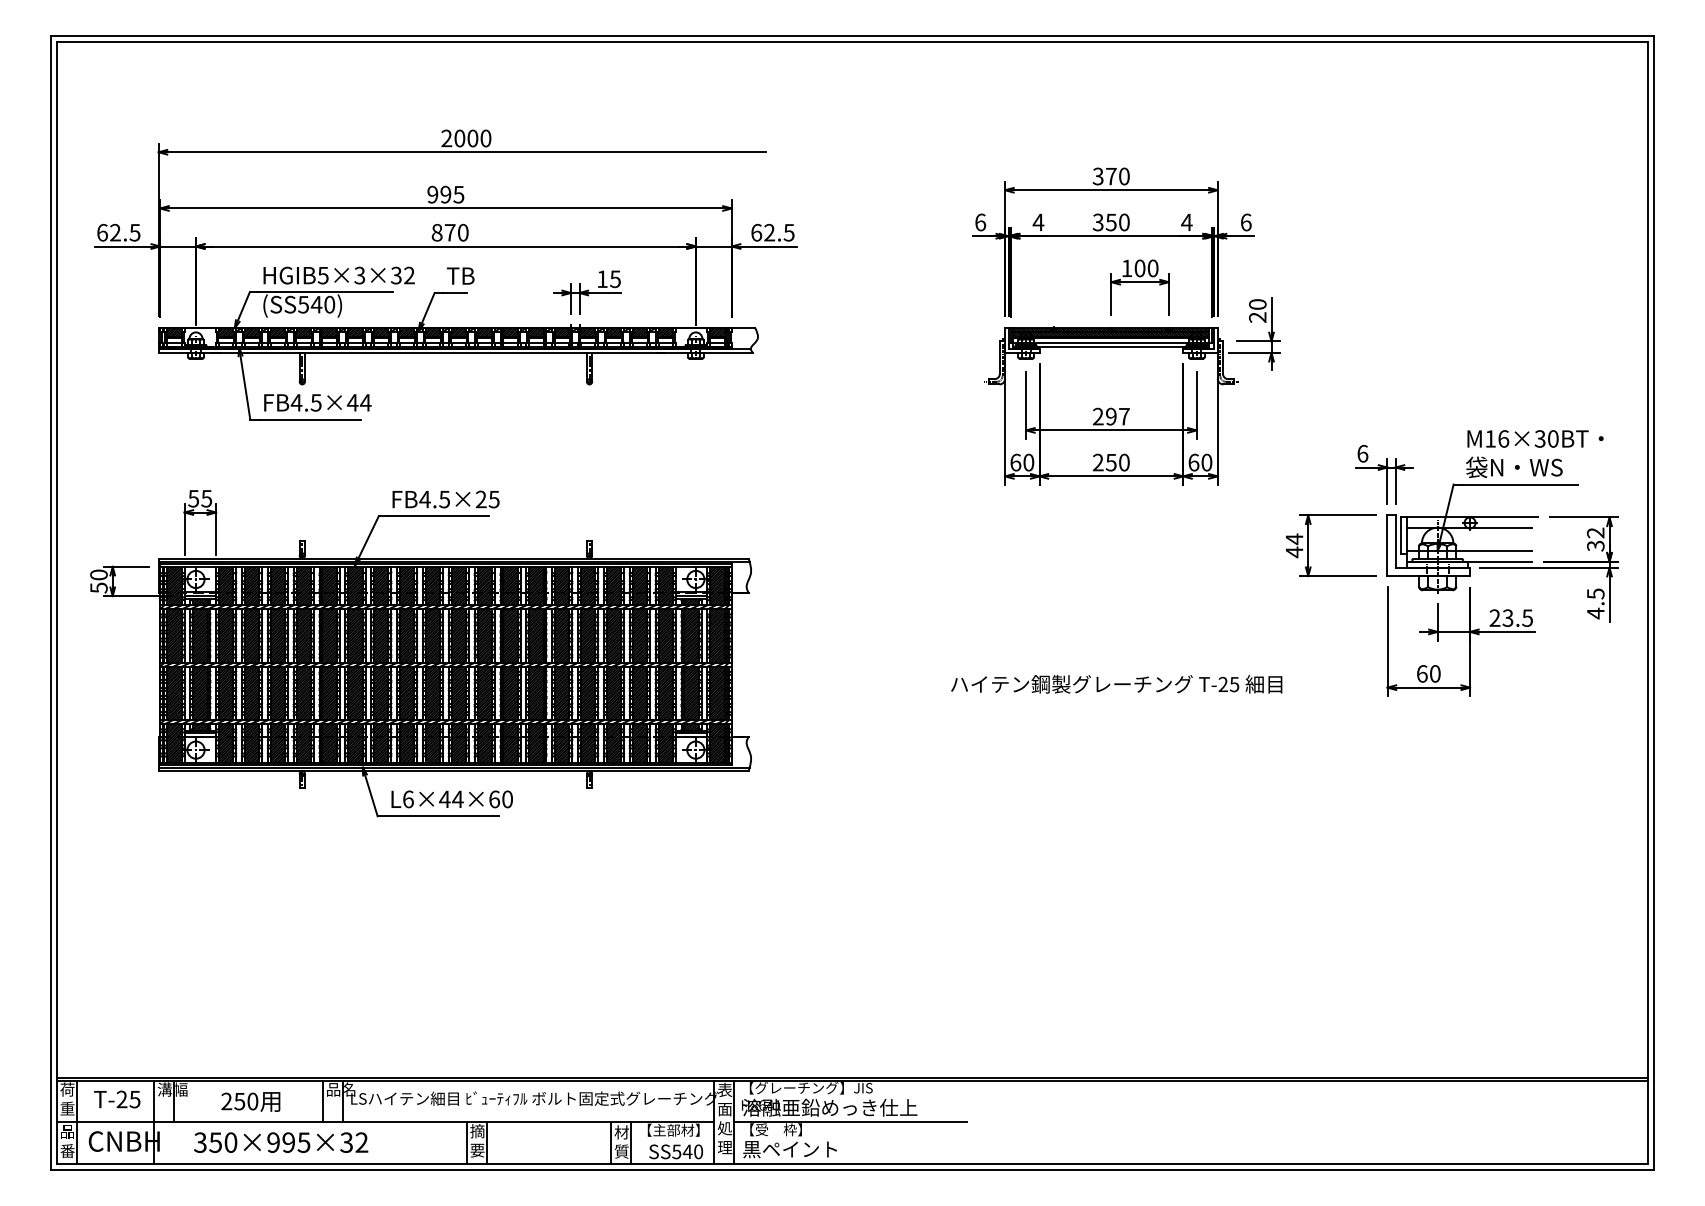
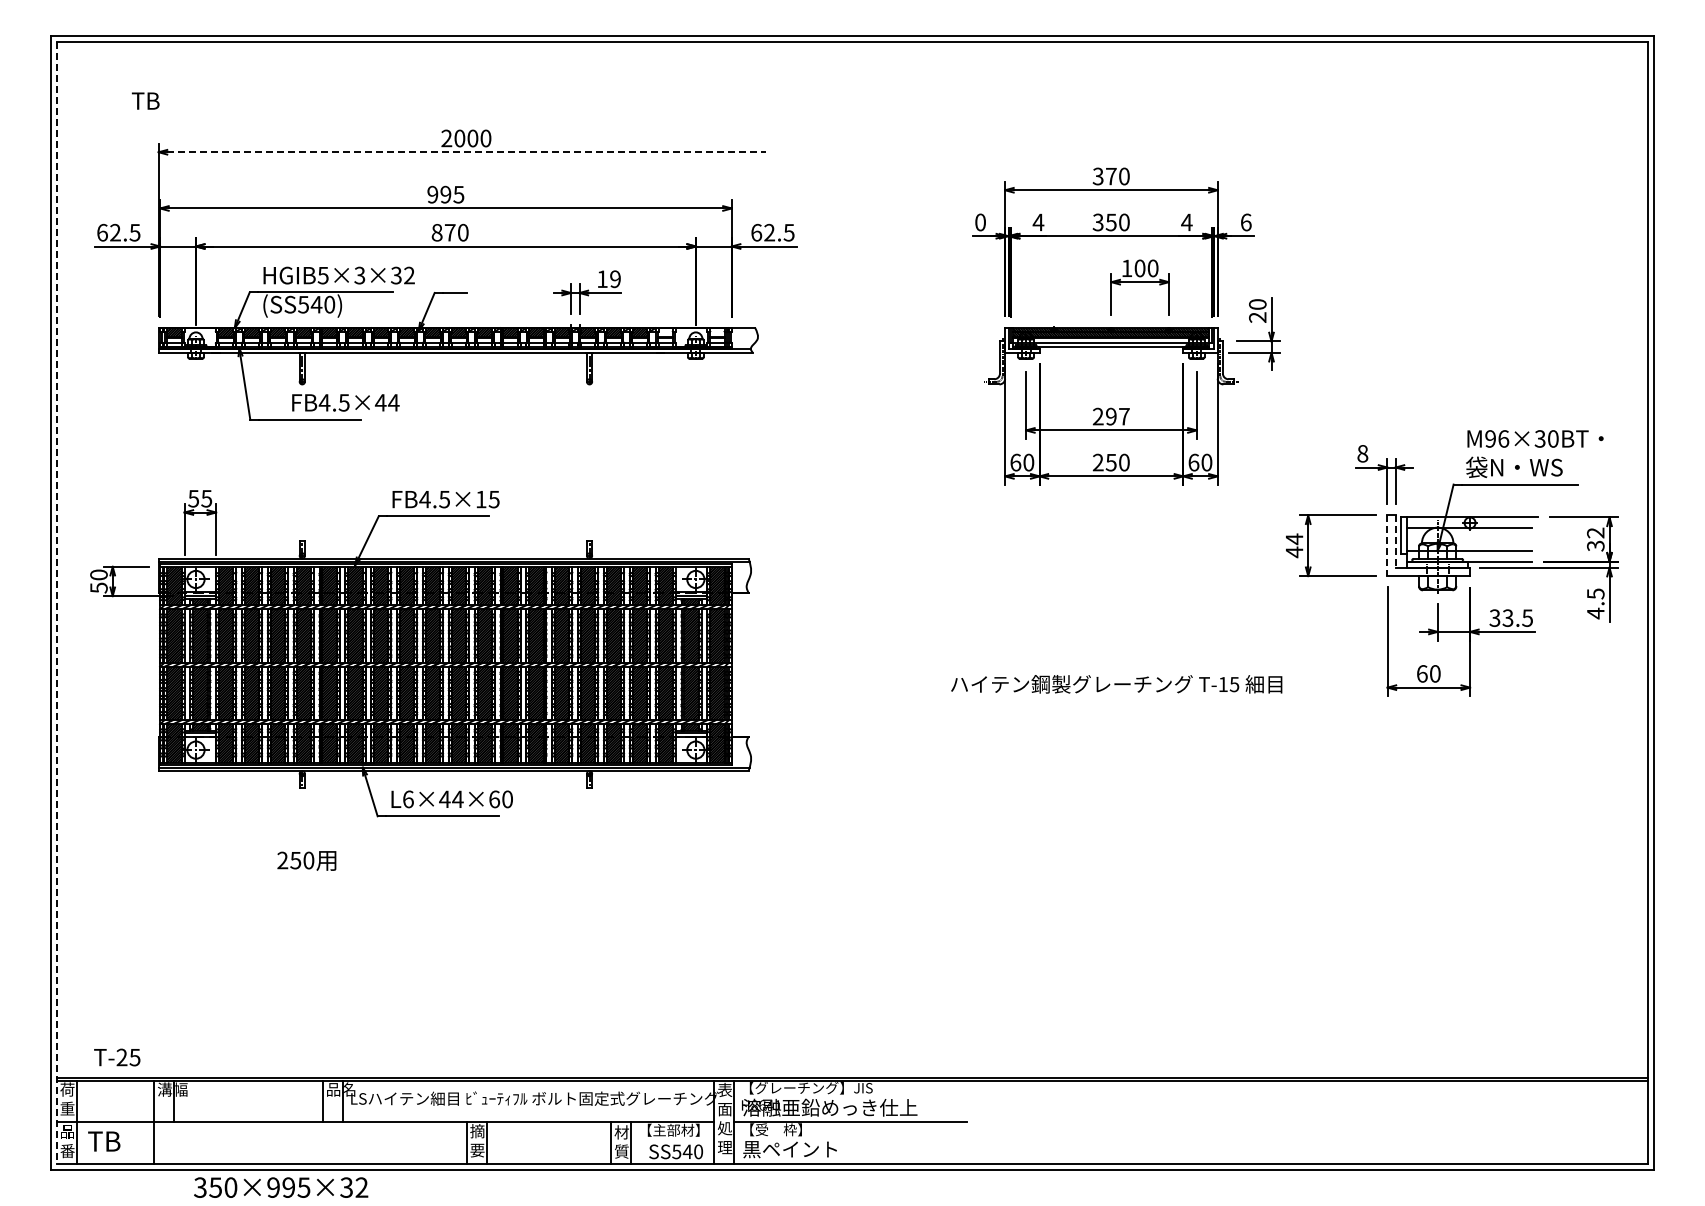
line: solid -> dashed (466, 152)
text: 6 -> 0 (980, 222)
text position: (460, 275) -> (145, 100) (145, 100)
text: 15 -> 19 (615, 278)
hatch: present -> none (665, 332)
hatch: present -> none (717, 332)
text position: (317, 402) -> (345, 402) (345, 402)
text: M16×30BT -> M96×30BT (1490, 438)
text: 6 -> 8 (1362, 453)
text: FB4.5×25 -> FB4.5×15 (480, 499)
line: solid -> dashed (1395, 542)
line: solid -> dashed (1387, 546)
line: solid -> dashed (56, 603)
text: 23.5 -> 33.5 (1494, 618)
text: T-25 -> T-15 (1222, 683)
text position: (117, 1099) -> (117, 1057) (117, 1057)
text position: (250, 1101) -> (306, 860) (306, 860)
text: CNBH -> TB (123, 1141)
text position: (281, 1142) -> (281, 1187) (281, 1187)
